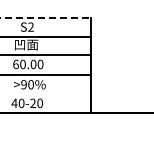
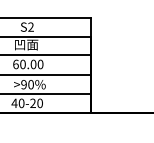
line: dashed -> solid (45, 18)
line: none -> present (46, 93)
